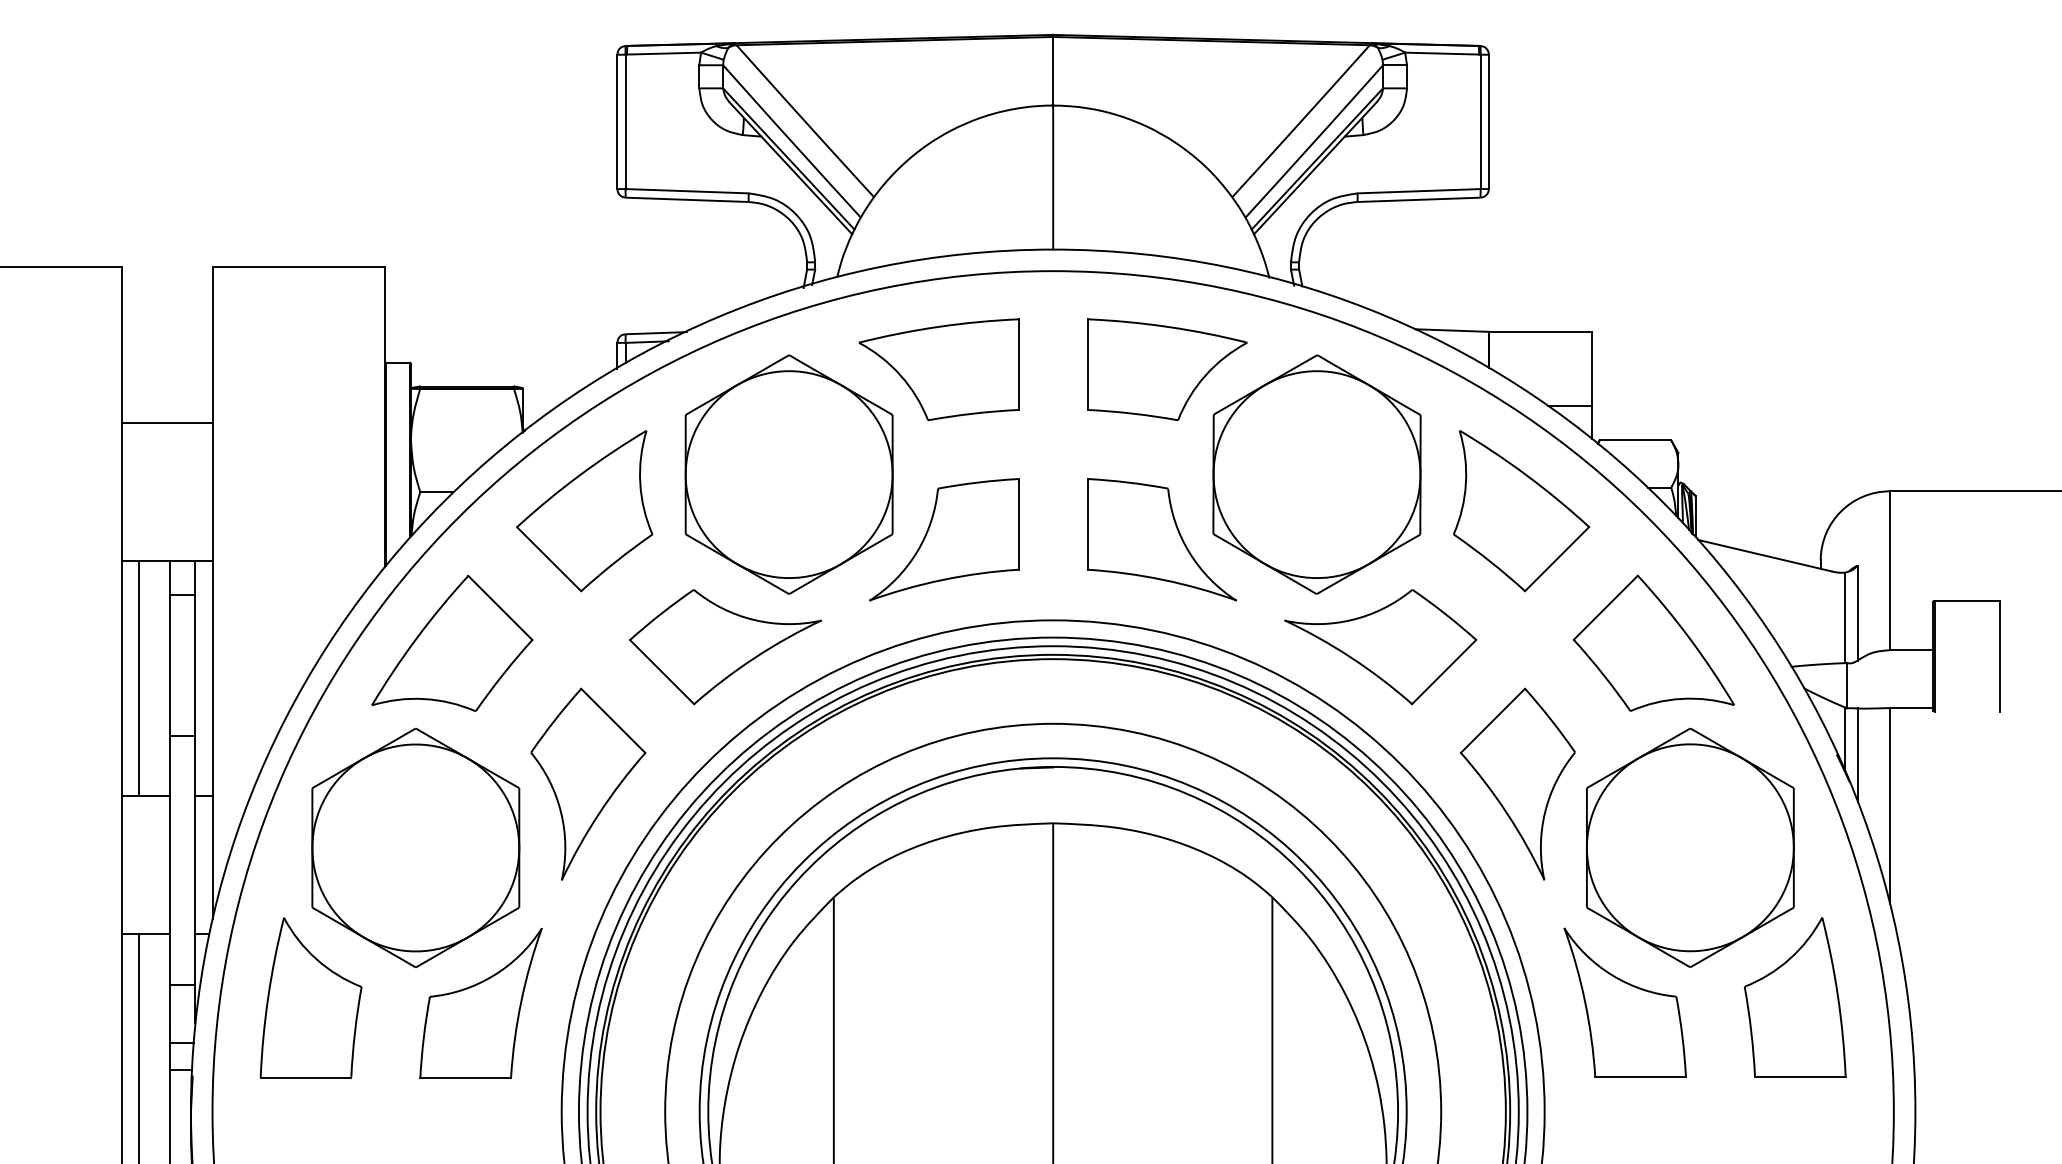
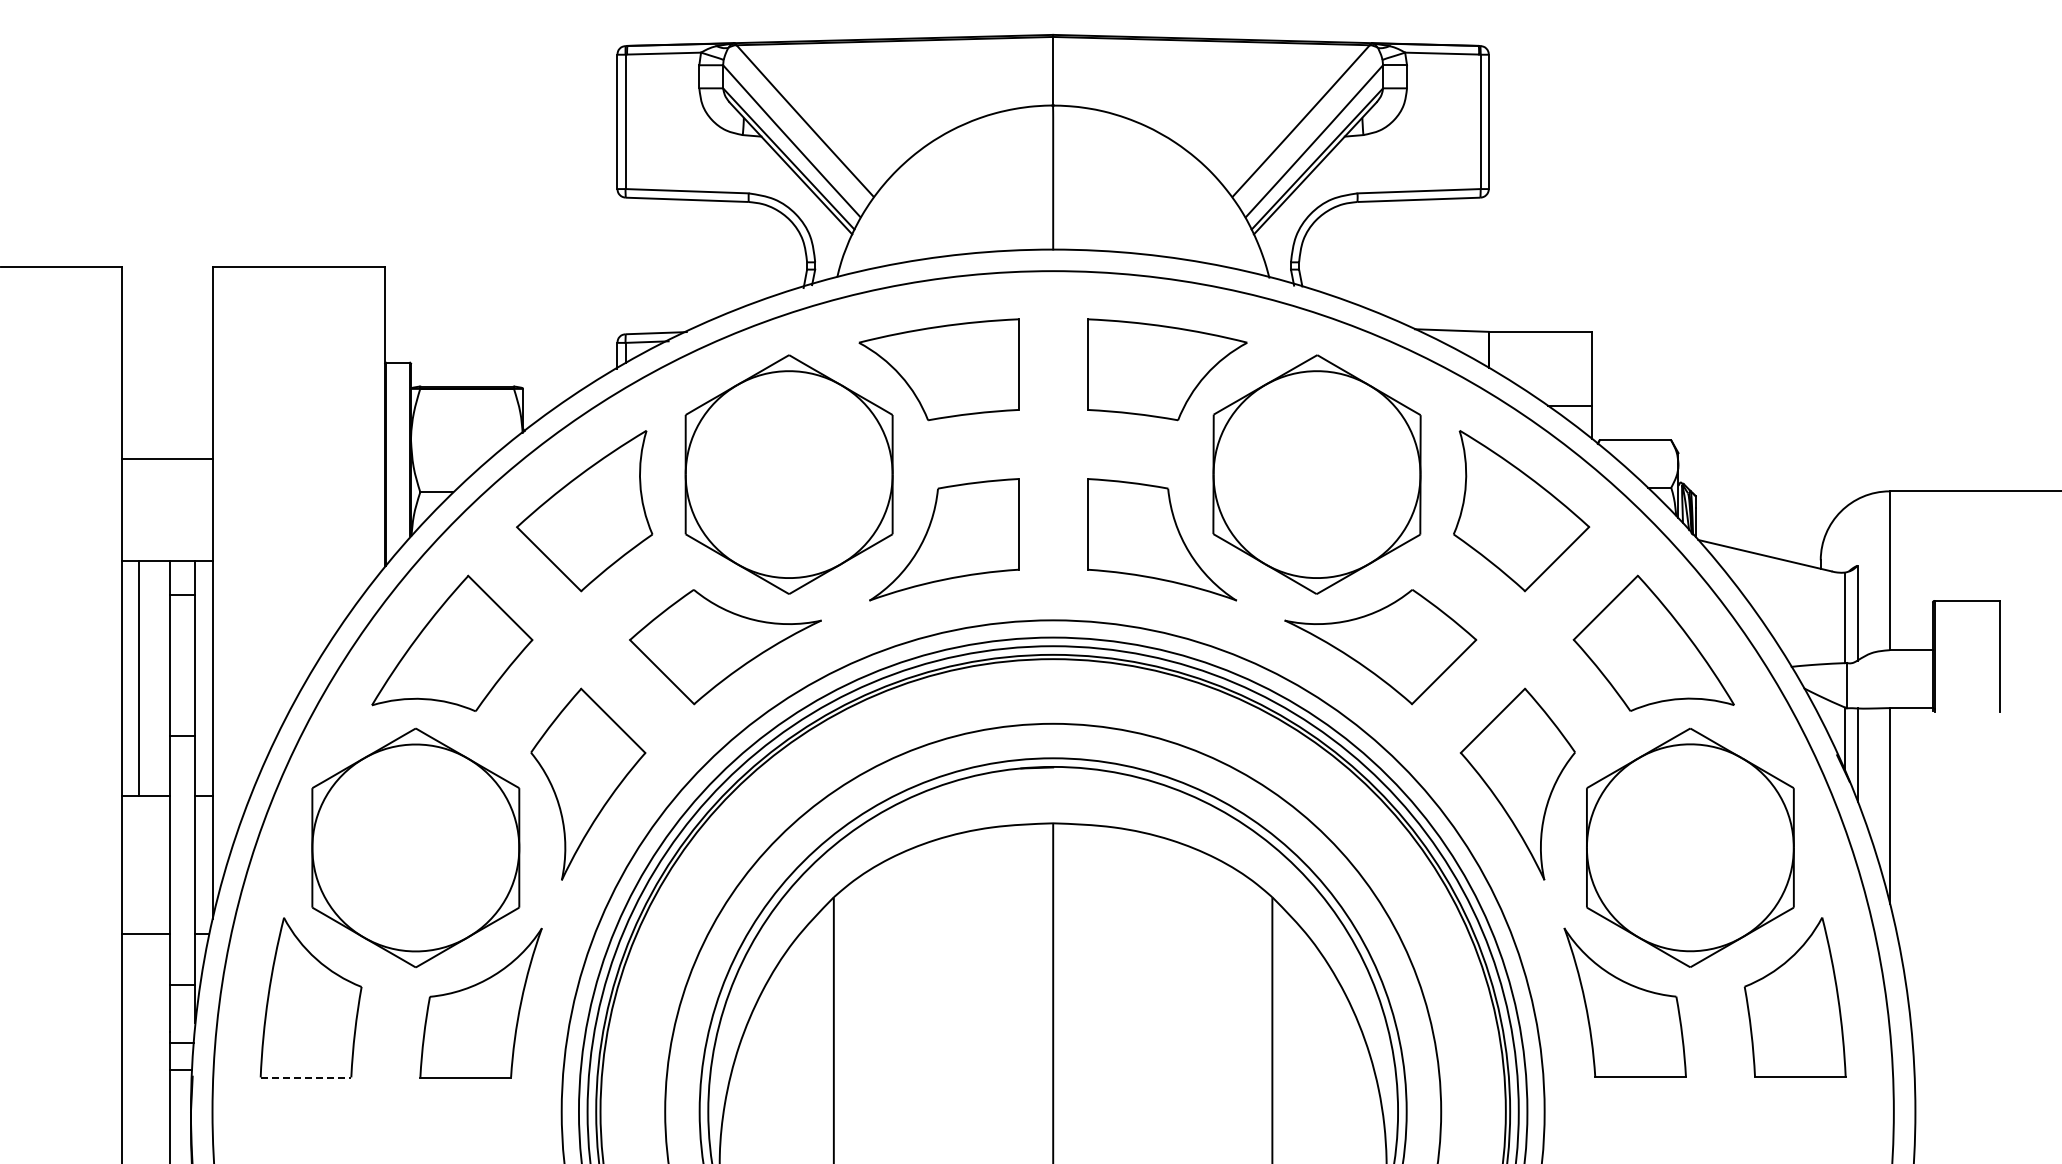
line position: (167, 423) -> (167, 459) (167, 459)
line: present -> none (139, 1047)
line: solid -> dashed (306, 1077)
